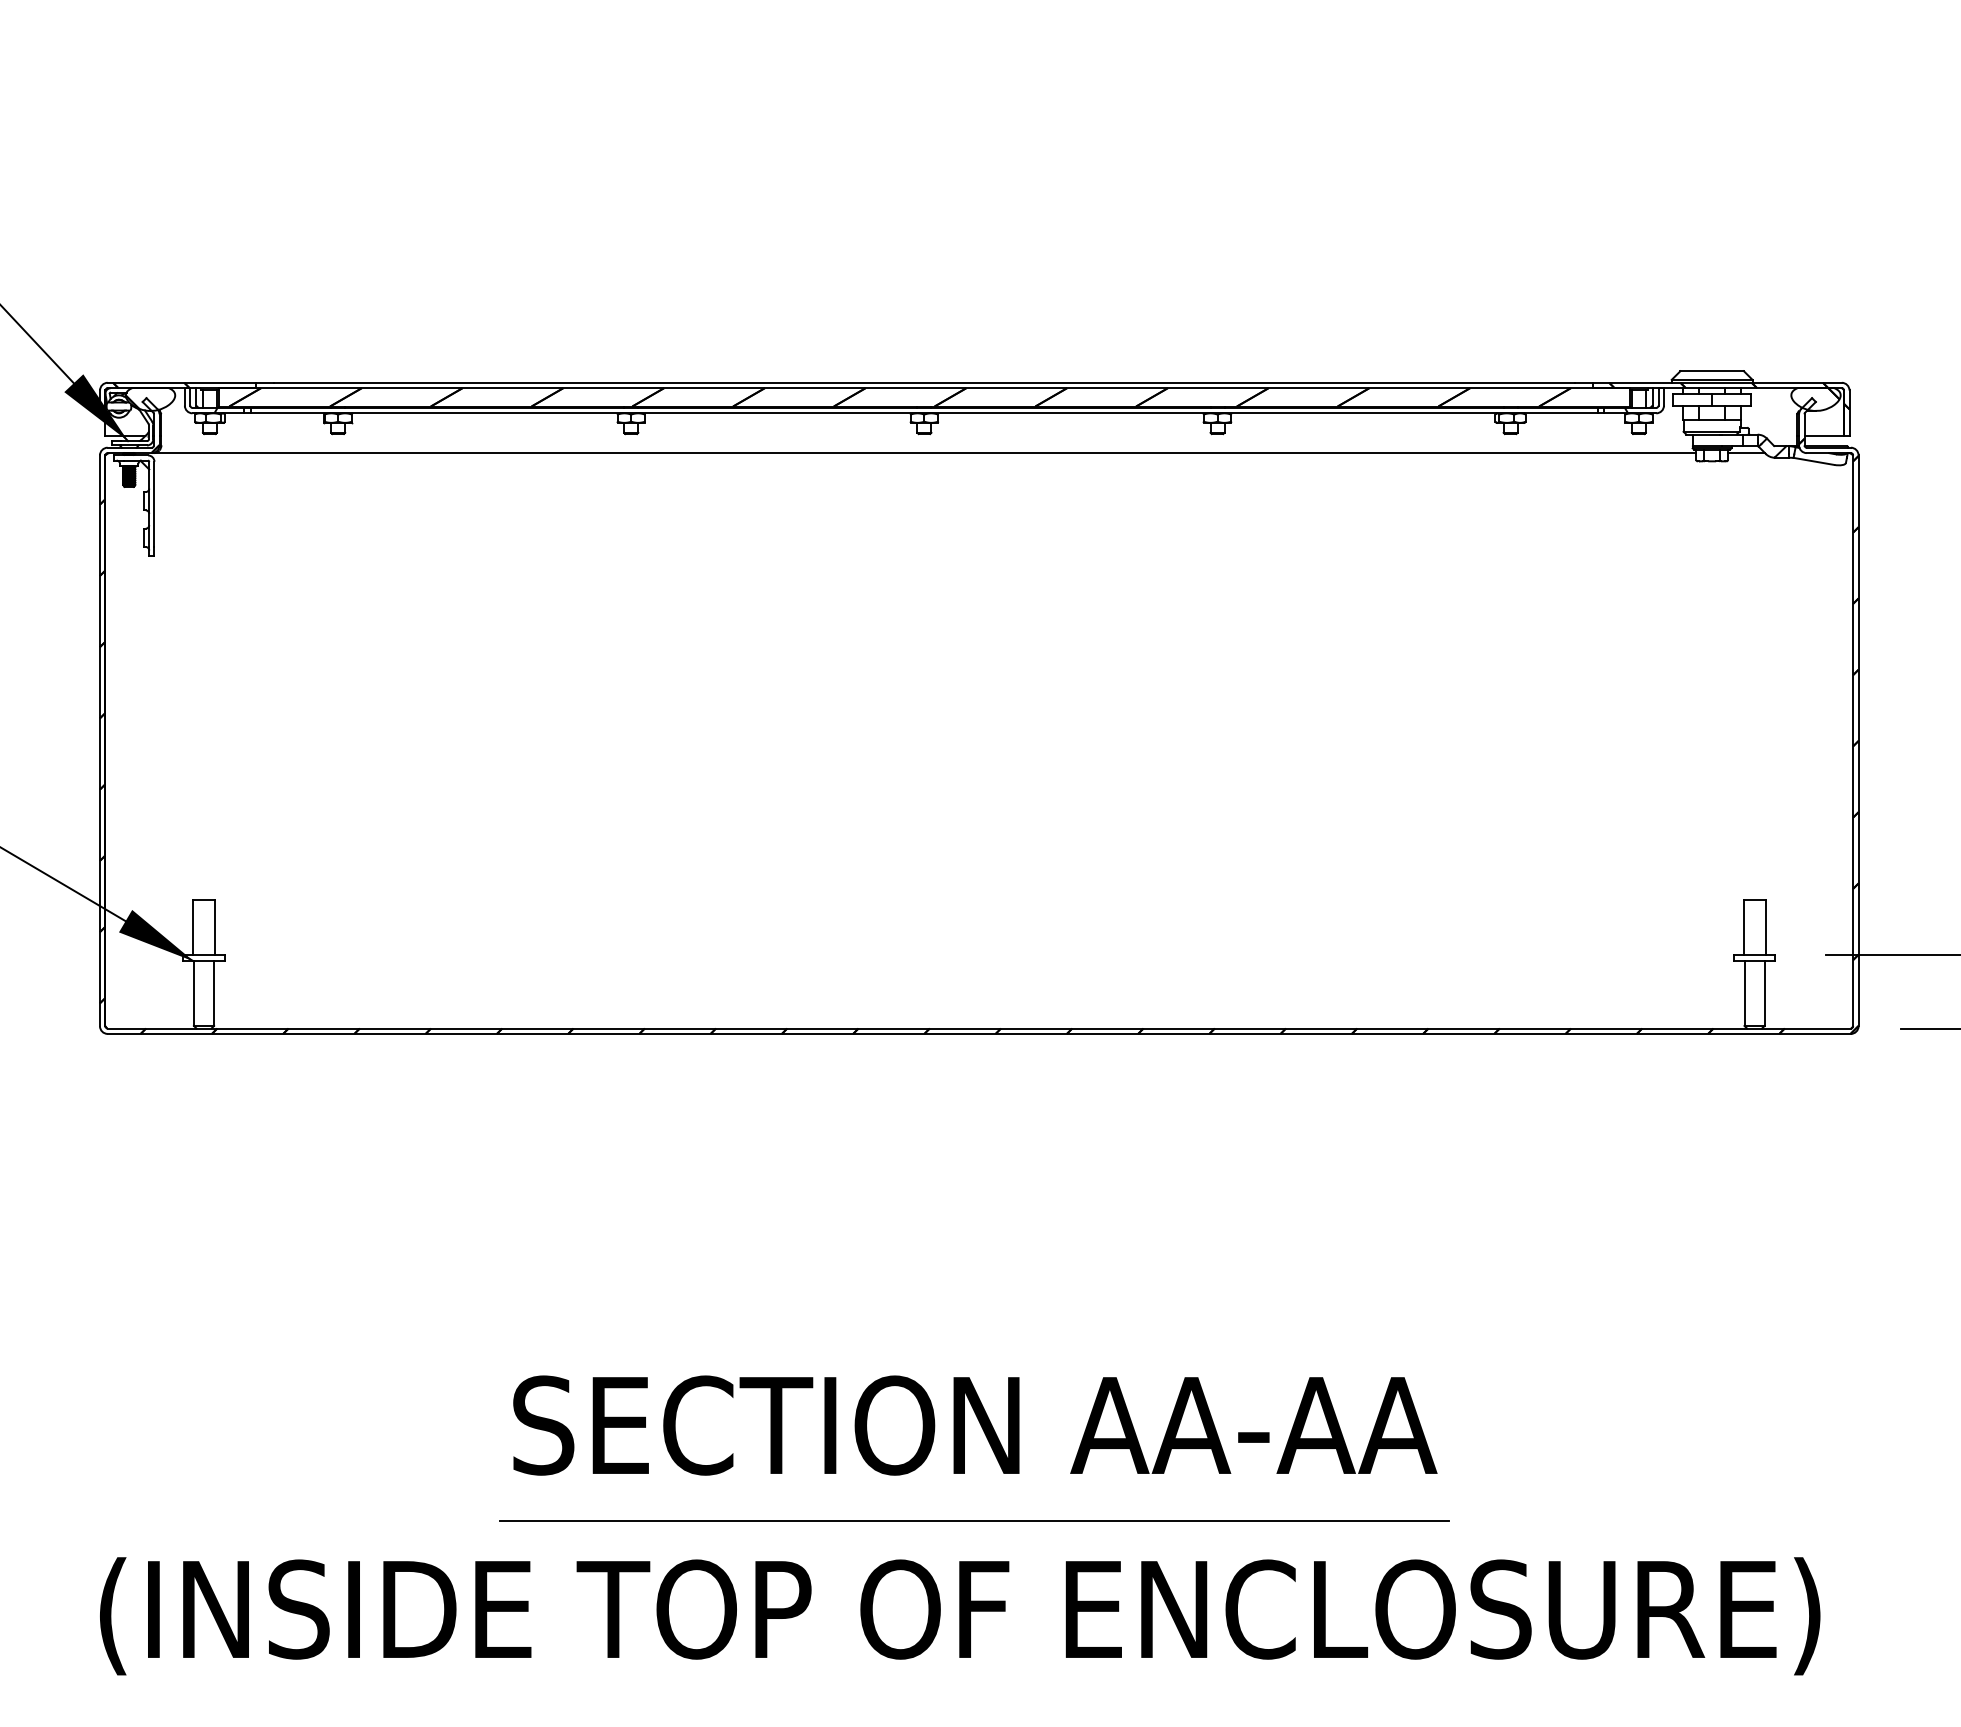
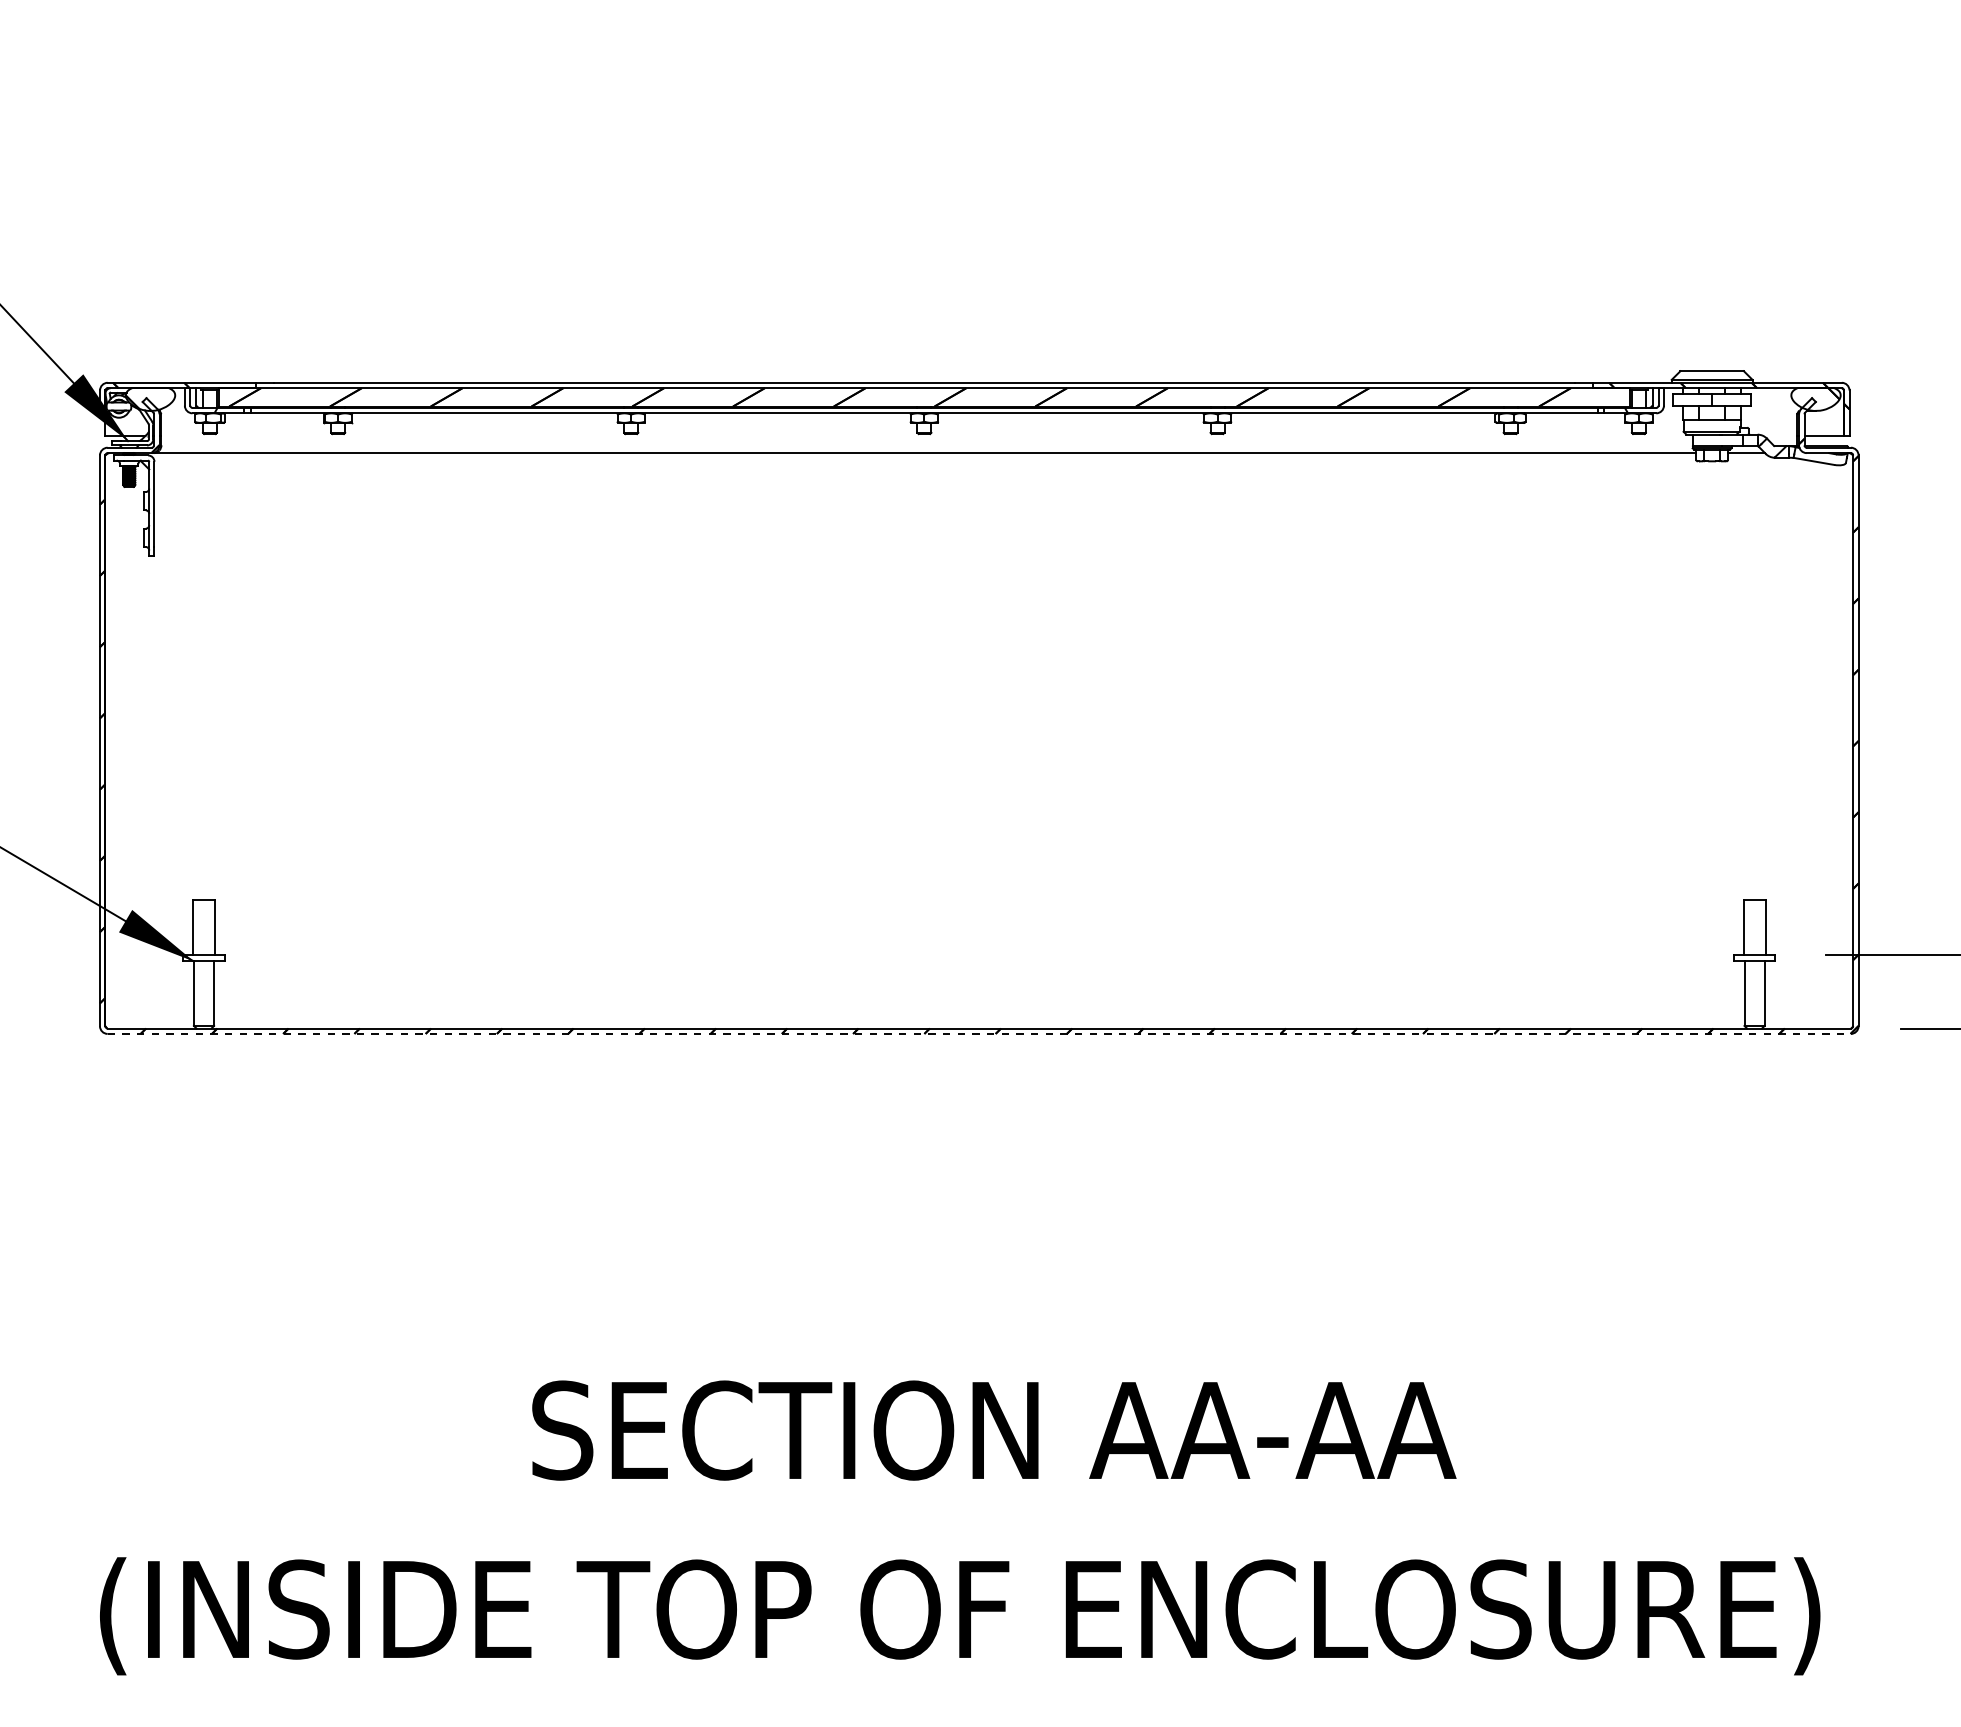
line: solid -> dashed (979, 1033)
text position: (975, 1425) -> (994, 1430) (994, 1430)
line: present -> none (974, 1520)
